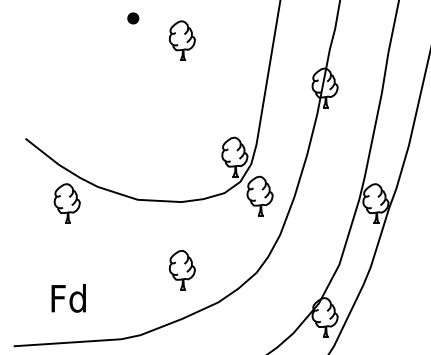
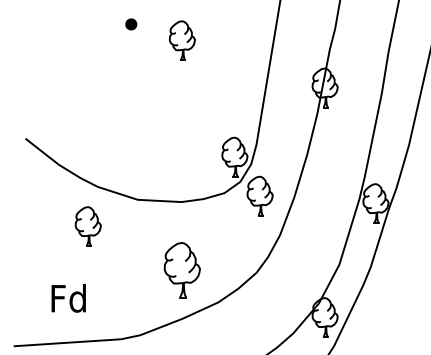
part position: (133, 18) -> (131, 24) (131, 24)
part position: (66, 203) -> (87, 226) (87, 226)
part size: 27x41 px -> 38x57 px (181, 270)
